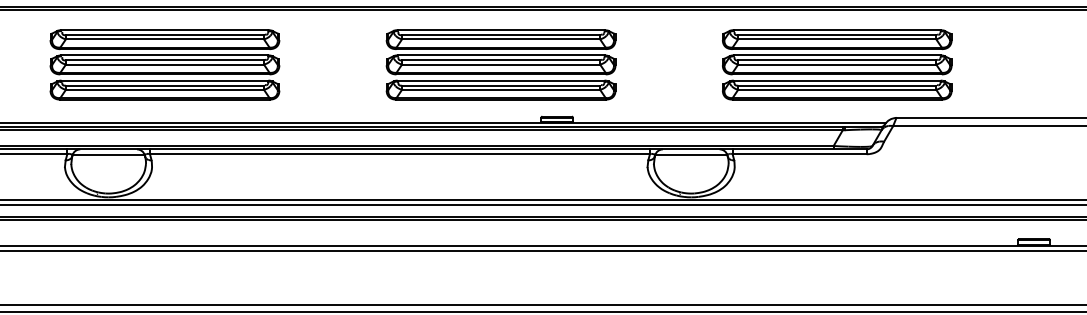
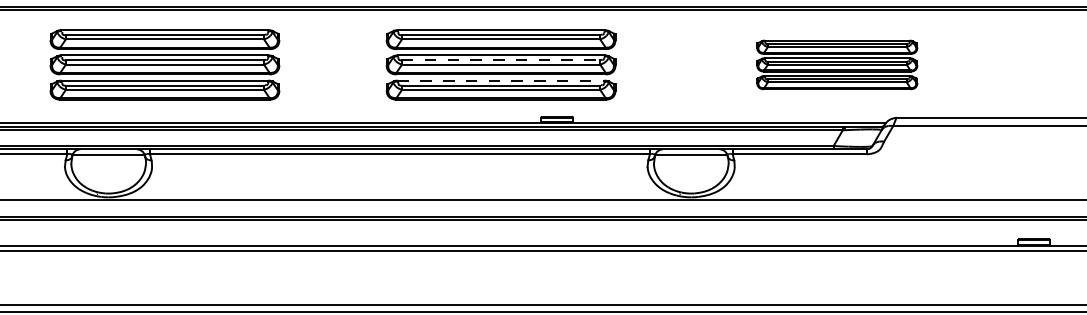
line: solid -> dashed (501, 60)
part size: 231x72 px -> 163x52 px (837, 64)
line: solid -> dashed (501, 80)
line: present -> none (542, 205)
